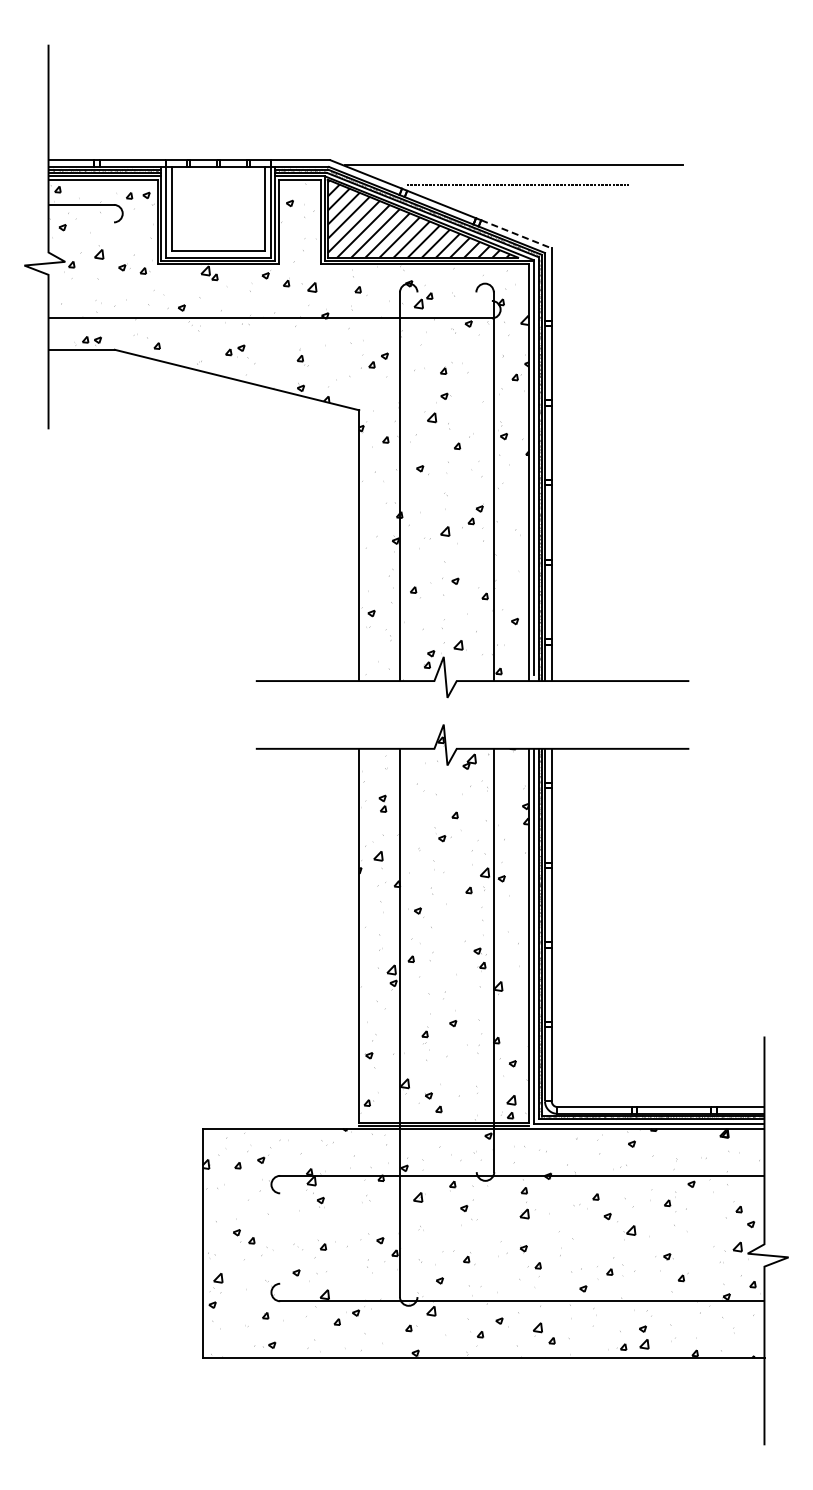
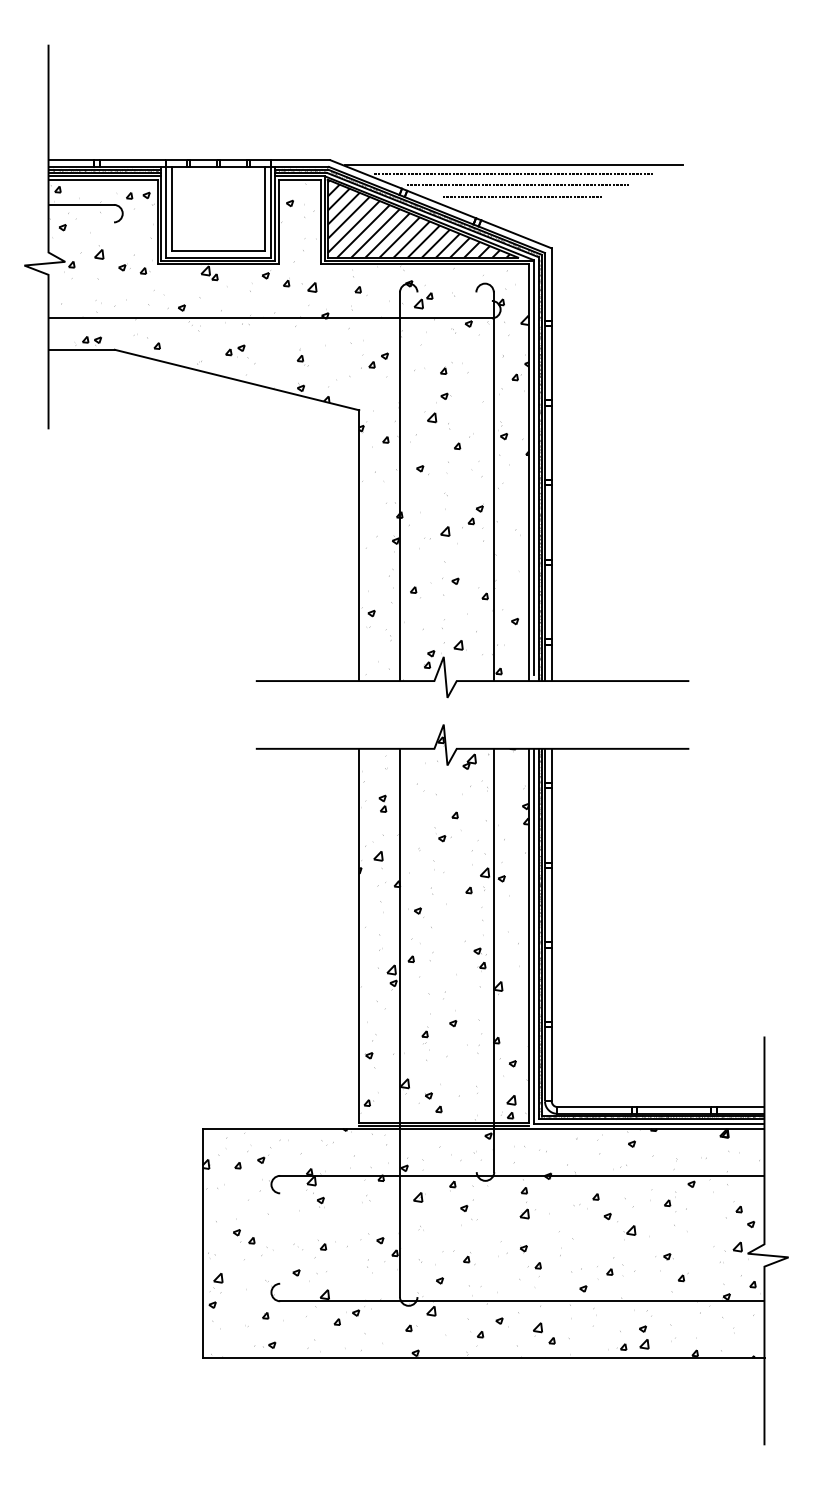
line: none -> present (514, 174)
line: none -> present (521, 196)
line: dashed -> solid (516, 234)
